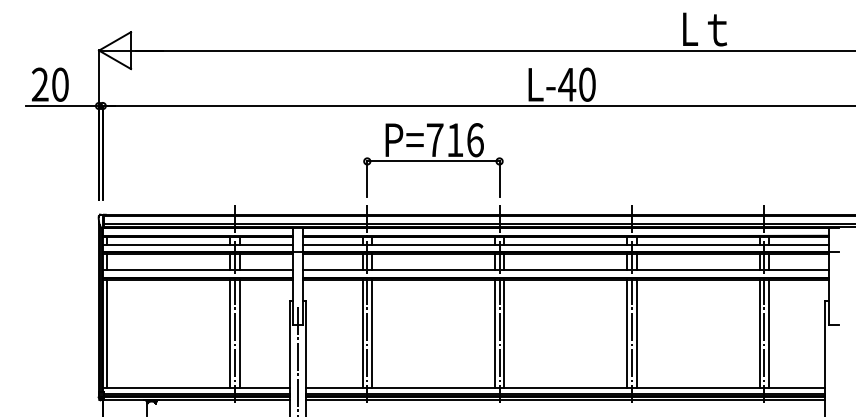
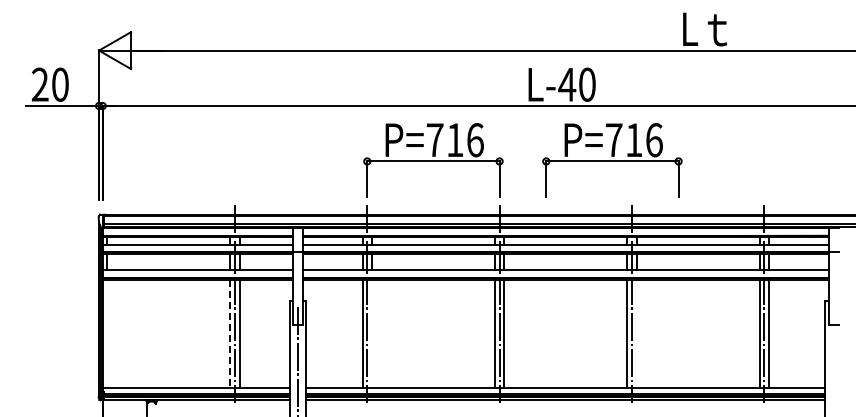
part: none -> present (612, 160)
line: present -> none (107, 333)
line: present -> none (371, 333)
line: present -> none (636, 333)
line: solid -> dashed (230, 334)
